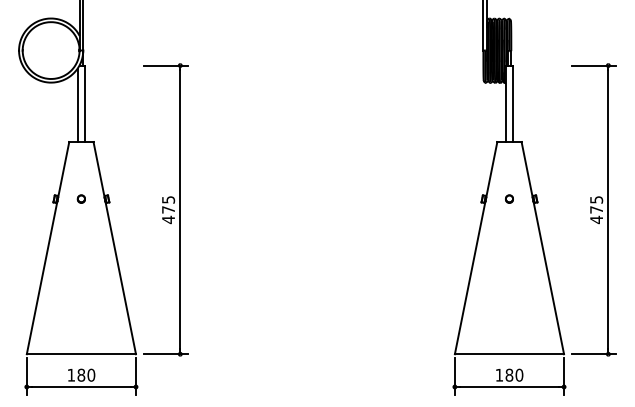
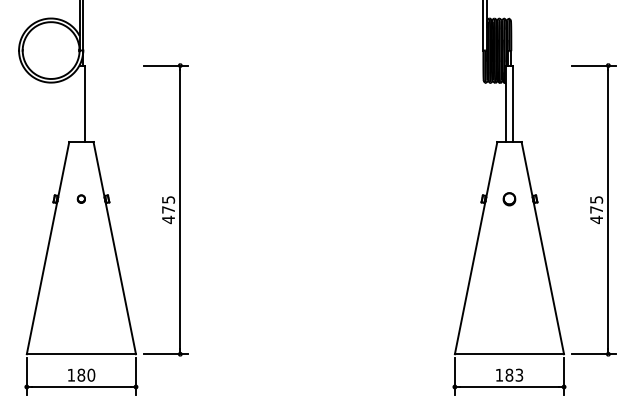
line: present -> none (77, 104)
part size: 9x10 px -> 15x15 px (509, 199)
text: 180 -> 183 (519, 374)
